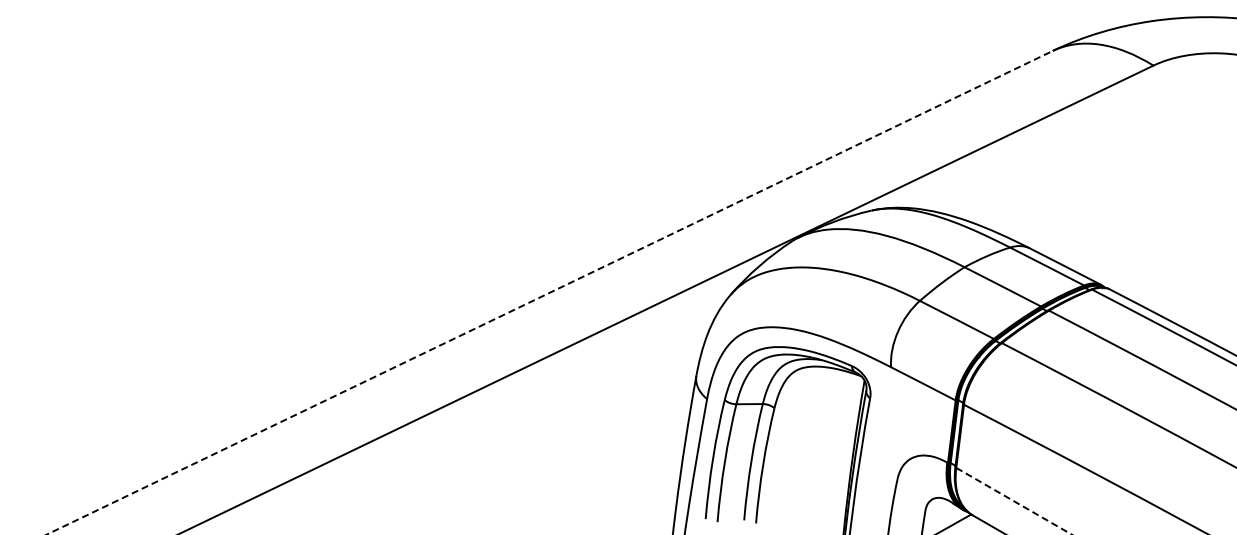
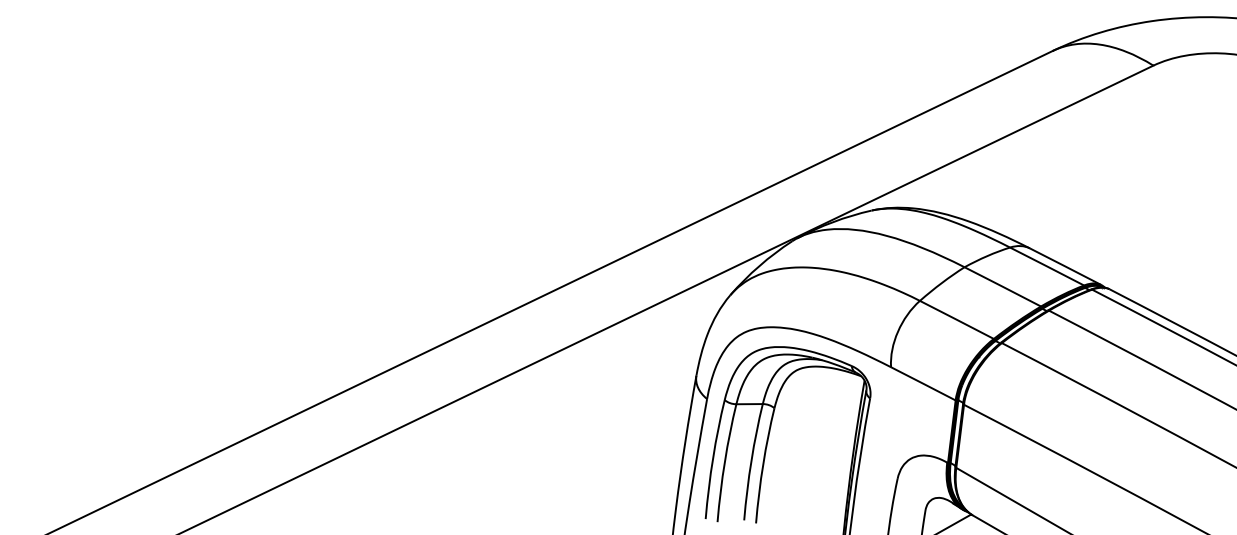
line: dashed -> solid (549, 292)
line: dashed -> solid (1014, 501)
